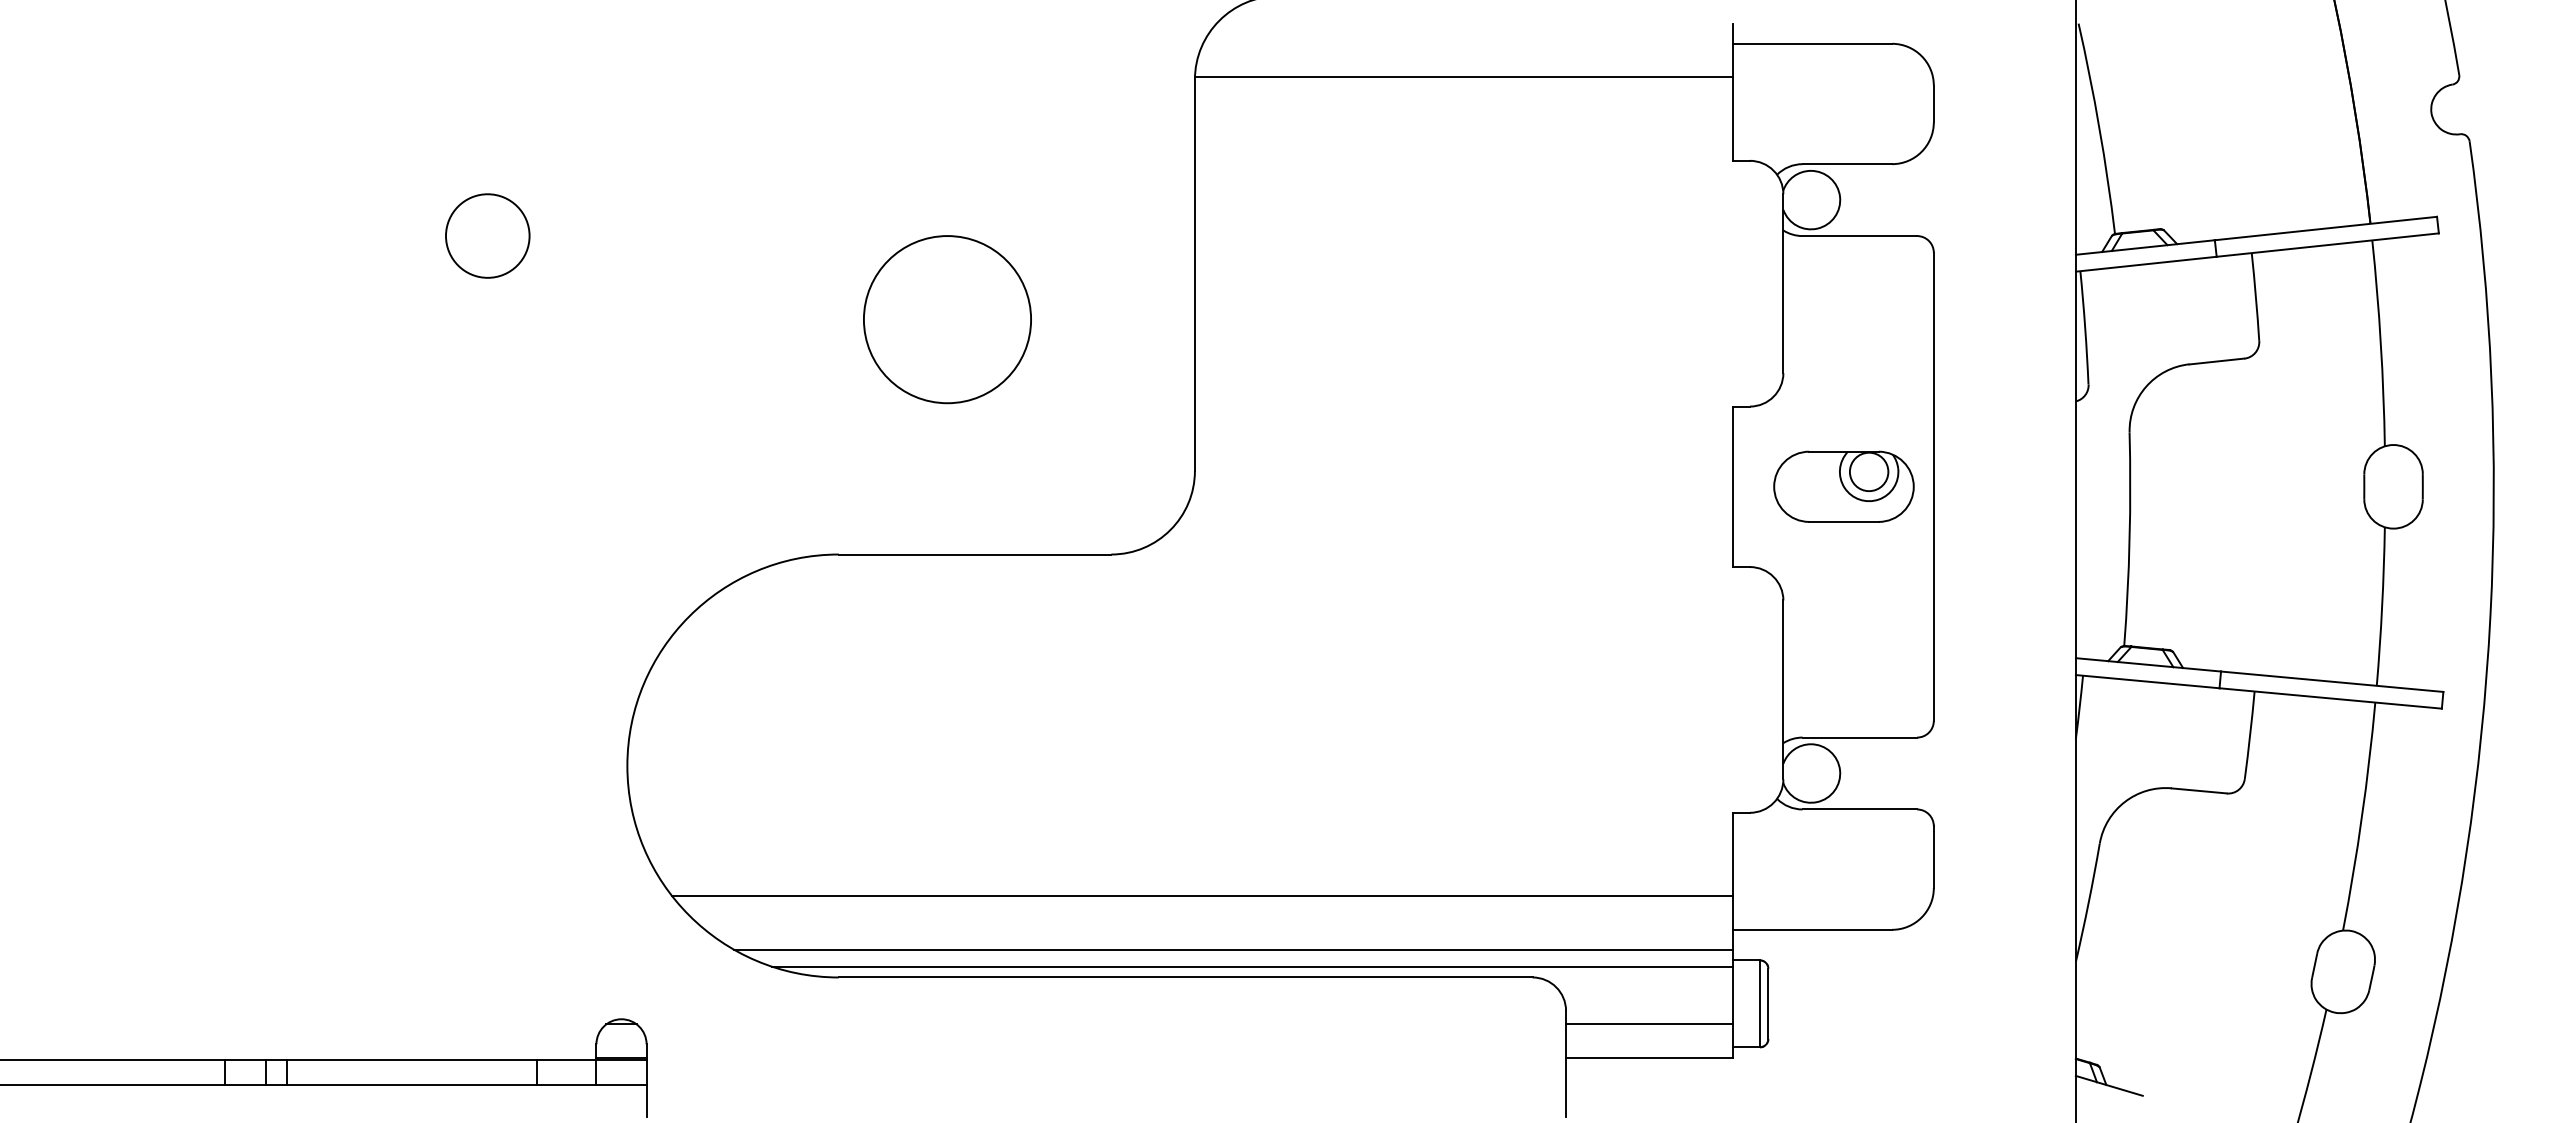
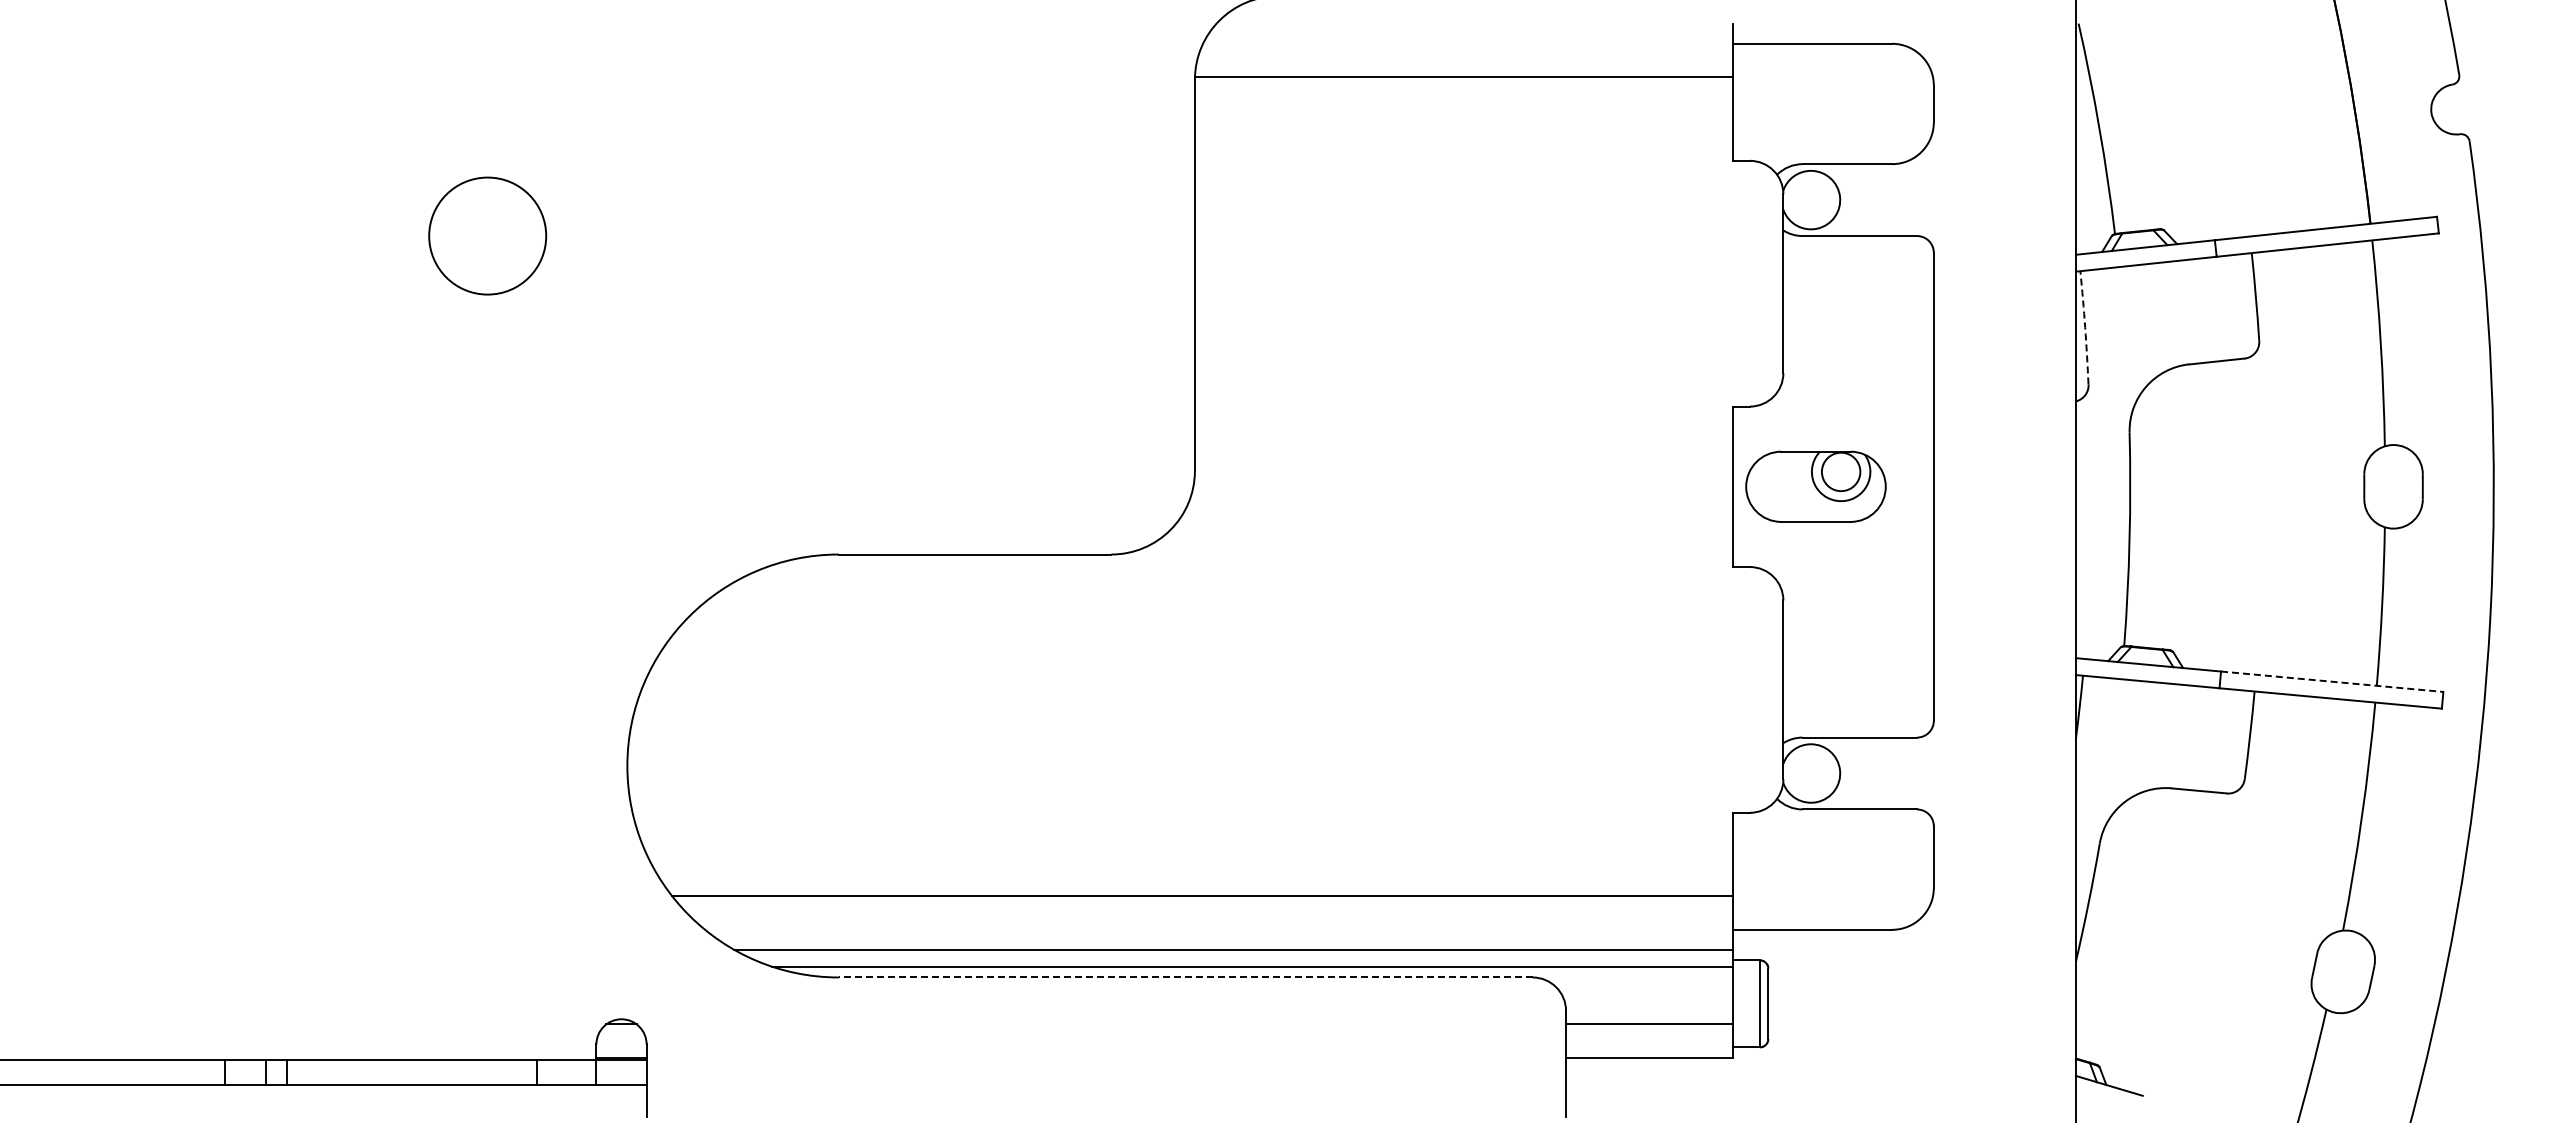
circle size: 86x86 px -> 120x120 px (487, 235)
circle: present -> none (947, 319)
arc: solid -> dashed (2085, 327)
part position: (1843, 486) -> (1815, 486) (1815, 486)
line: solid -> dashed (2332, 681)
line: solid -> dashed (1185, 977)
